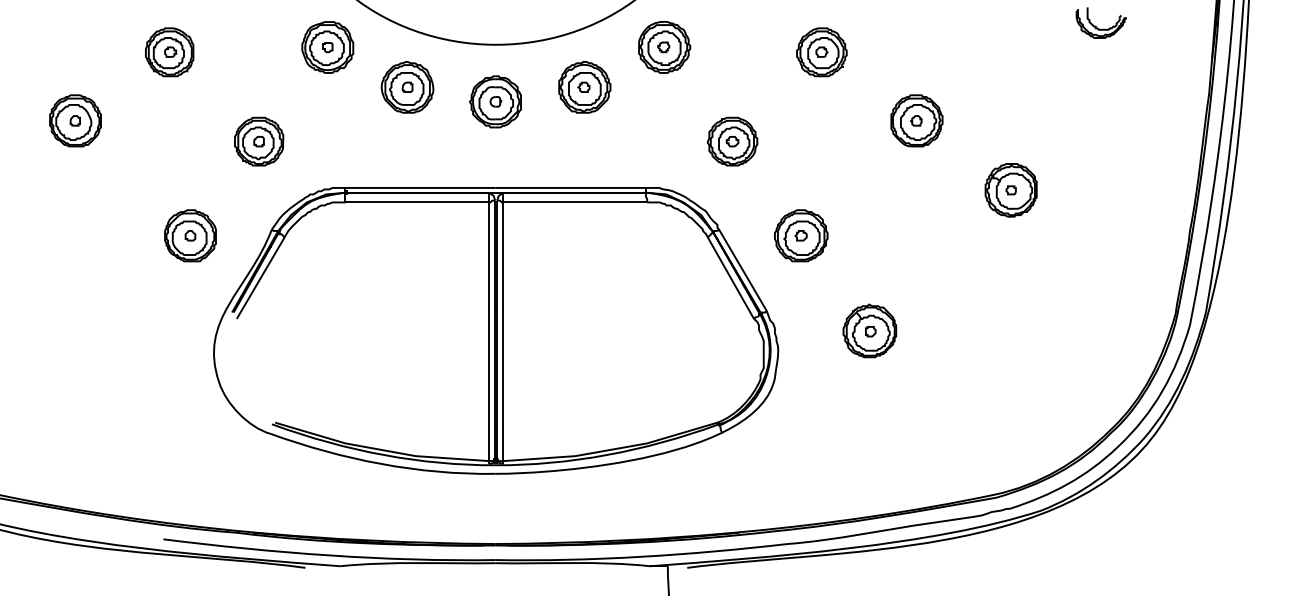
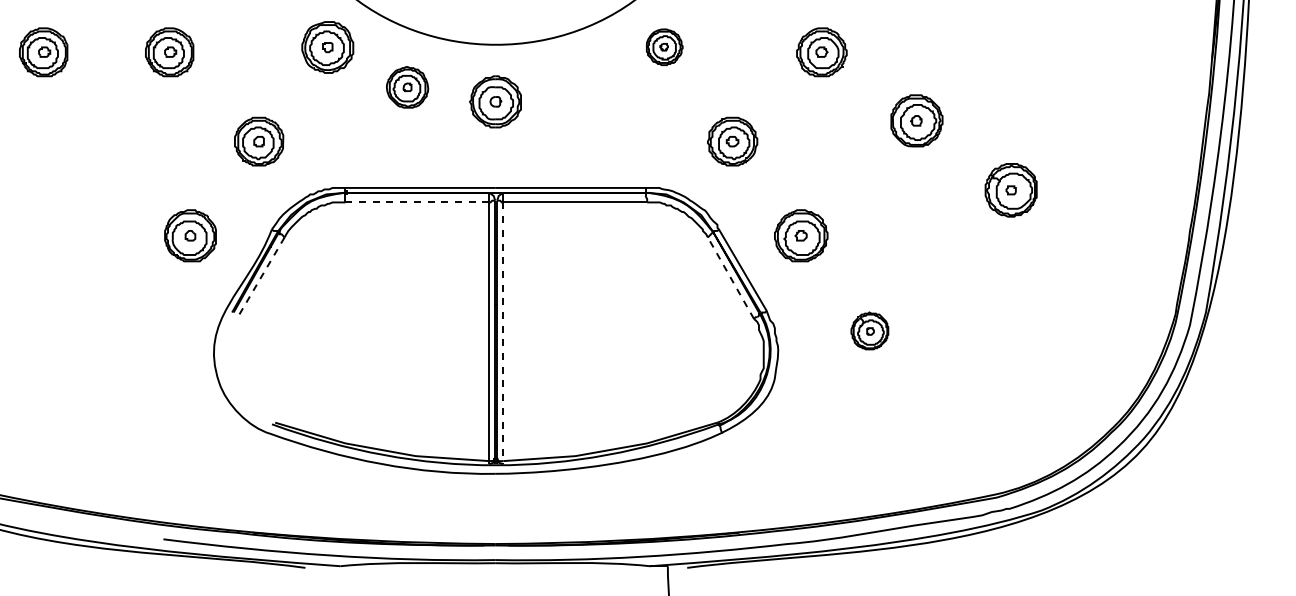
part: present -> none (1100, 22)
part size: 54x54 px -> 38x39 px (664, 47)
part: none -> present (43, 52)
part size: 55x53 px -> 44x43 px (407, 87)
part: present -> none (584, 87)
part: present -> none (75, 120)
line: solid -> dashed (417, 202)
line: solid -> dashed (260, 278)
line: solid -> dashed (730, 278)
part size: 56x56 px -> 40x40 px (869, 330)
line: solid -> dashed (503, 333)
